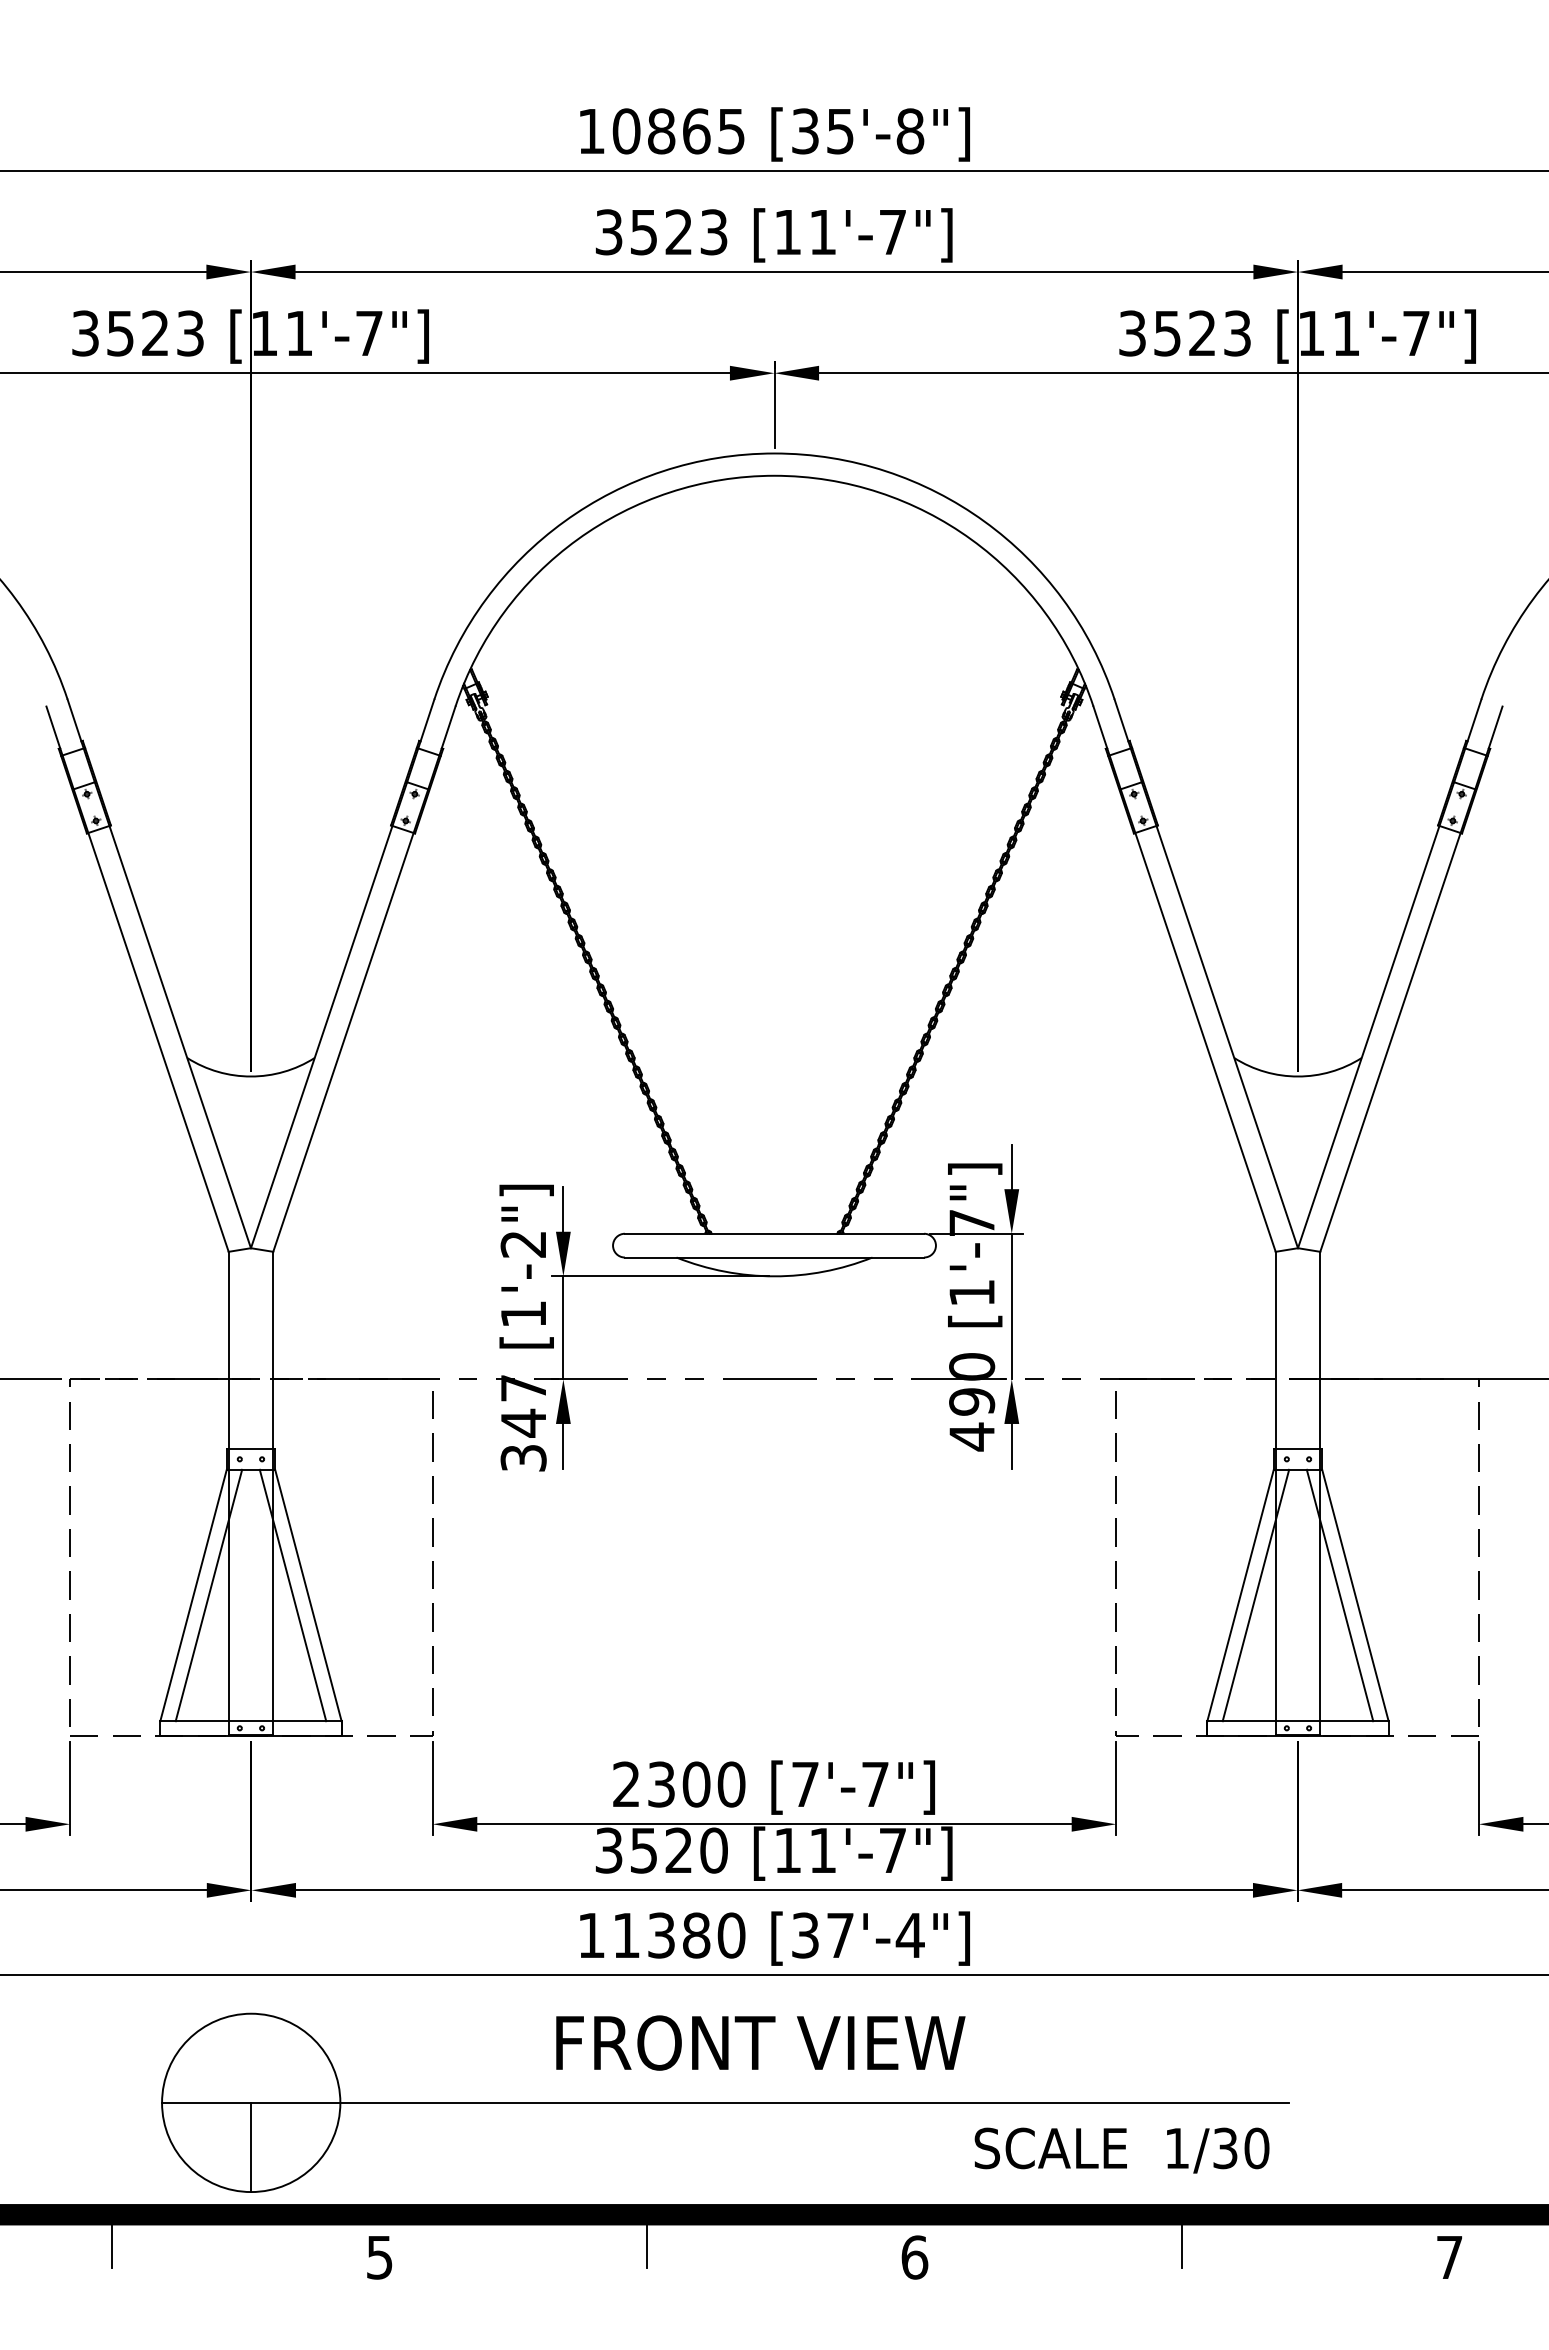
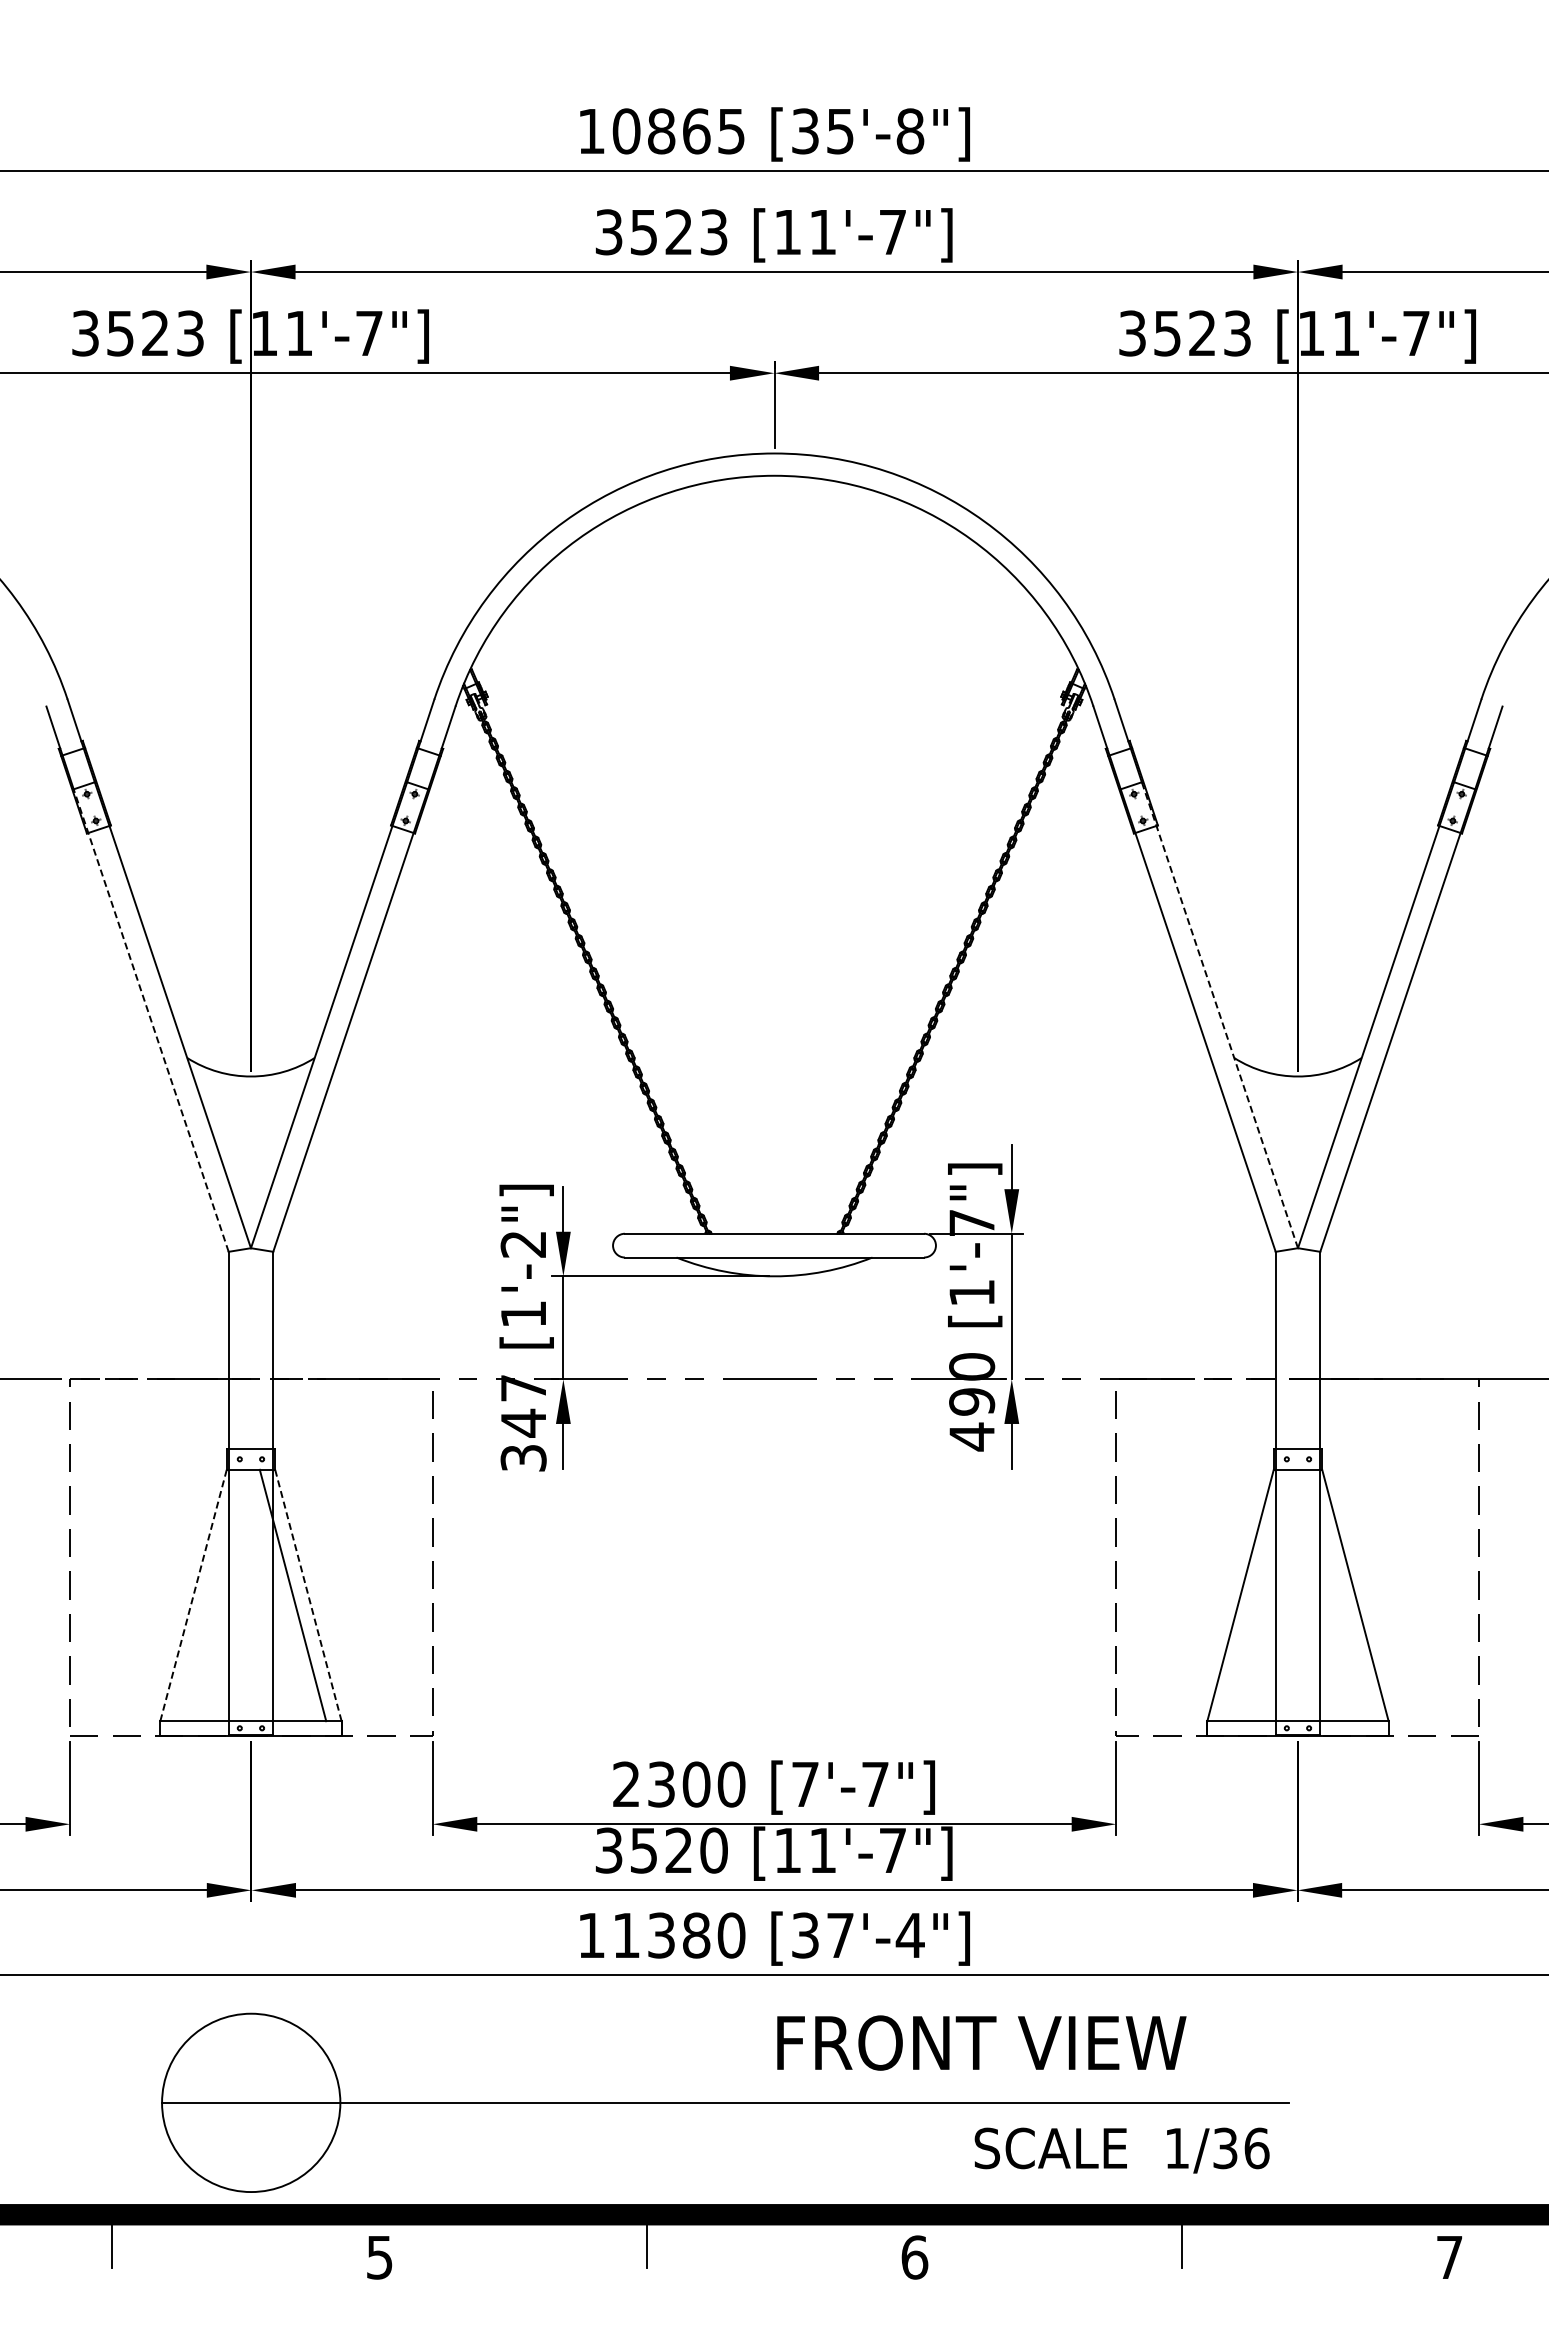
line: solid -> dashed (1219, 1015)
line: solid -> dashed (151, 1020)
line: present -> none (208, 1595)
line: present -> none (1255, 1595)
line: present -> none (1339, 1595)
line: solid -> dashed (193, 1596)
line: solid -> dashed (308, 1596)
text position: (760, 2042) -> (981, 2042) (981, 2042)
line: present -> none (251, 2147)
text: 1/30 -> 1/36 (1256, 2148)
